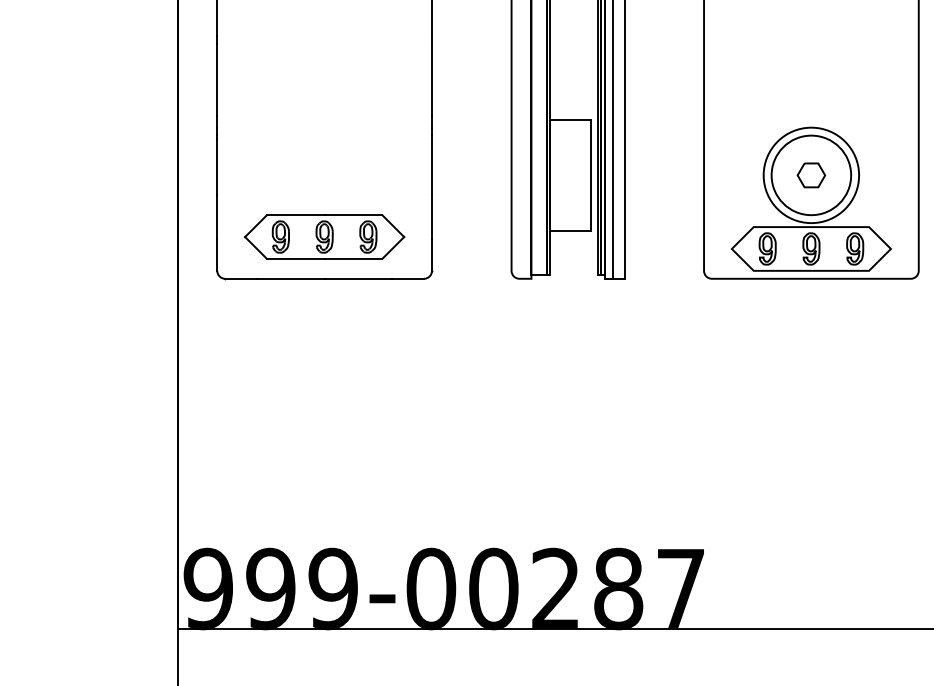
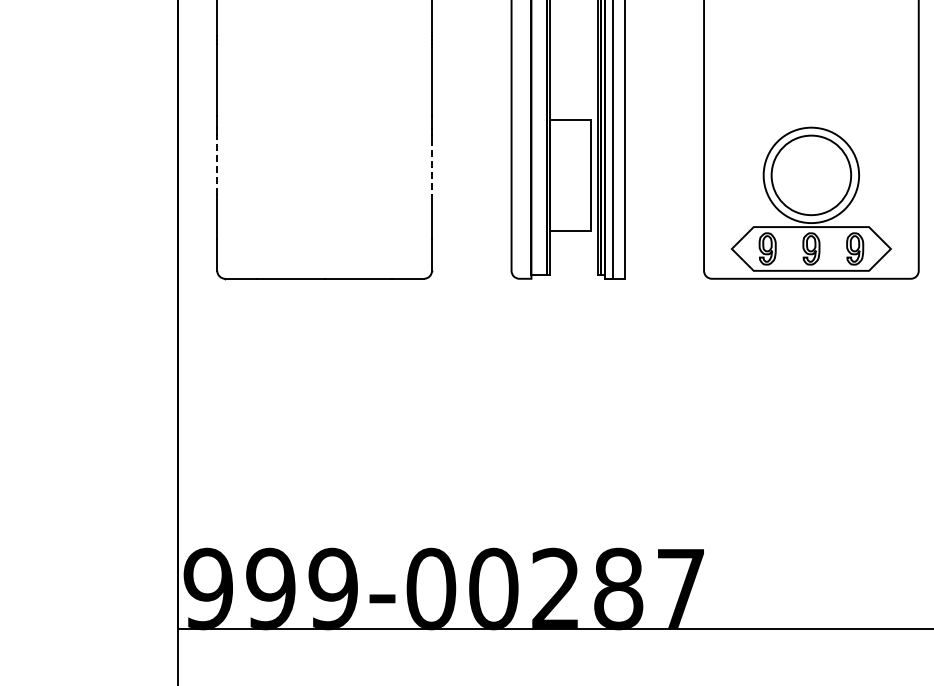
line: solid -> dashed (217, 167)
line: solid -> dashed (432, 167)
part: present -> none (811, 175)
part: present -> none (324, 236)
